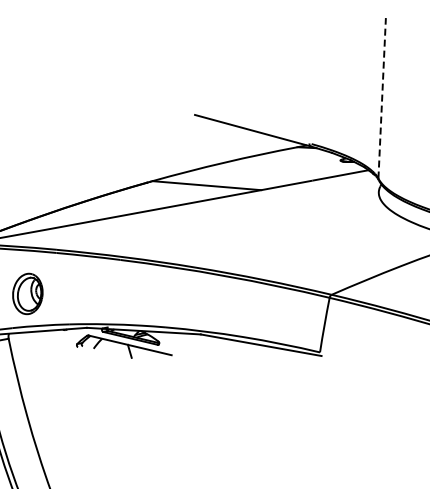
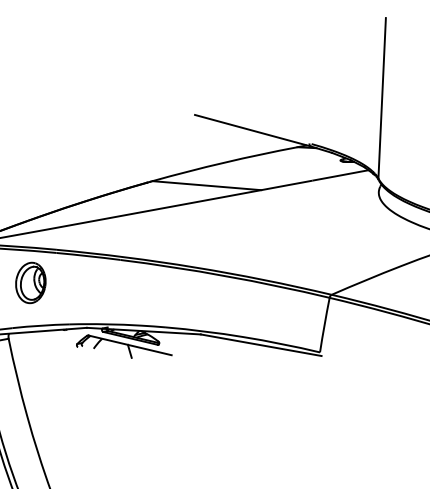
line: dashed -> solid (382, 97)
part position: (27, 293) -> (30, 282) (30, 282)
